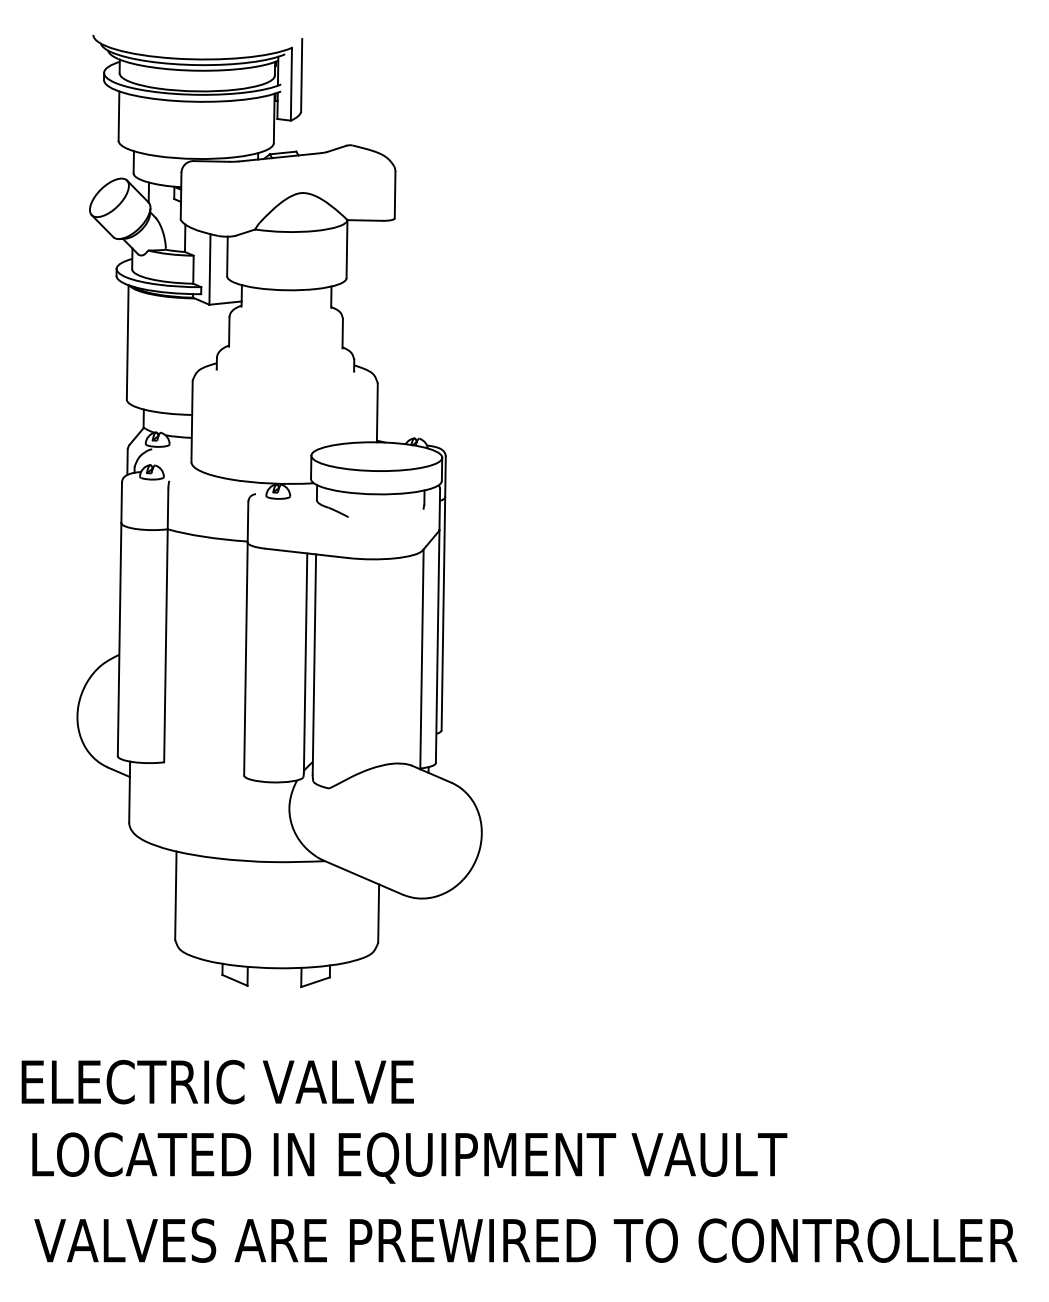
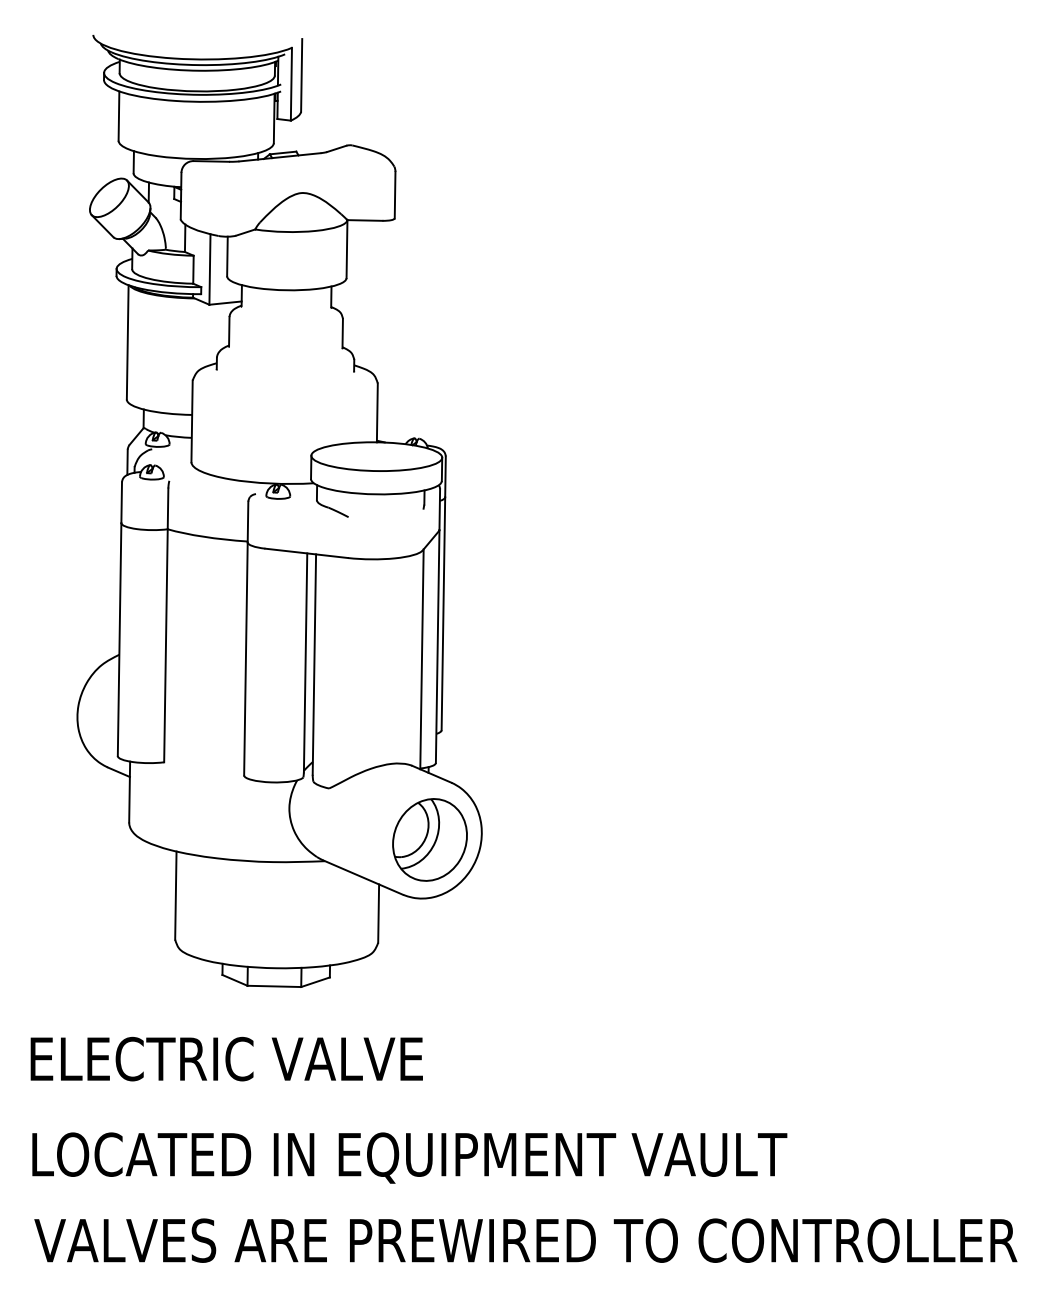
part: none -> present (429, 839)
line: none -> present (274, 986)
text position: (217, 1081) -> (226, 1058) (226, 1058)
